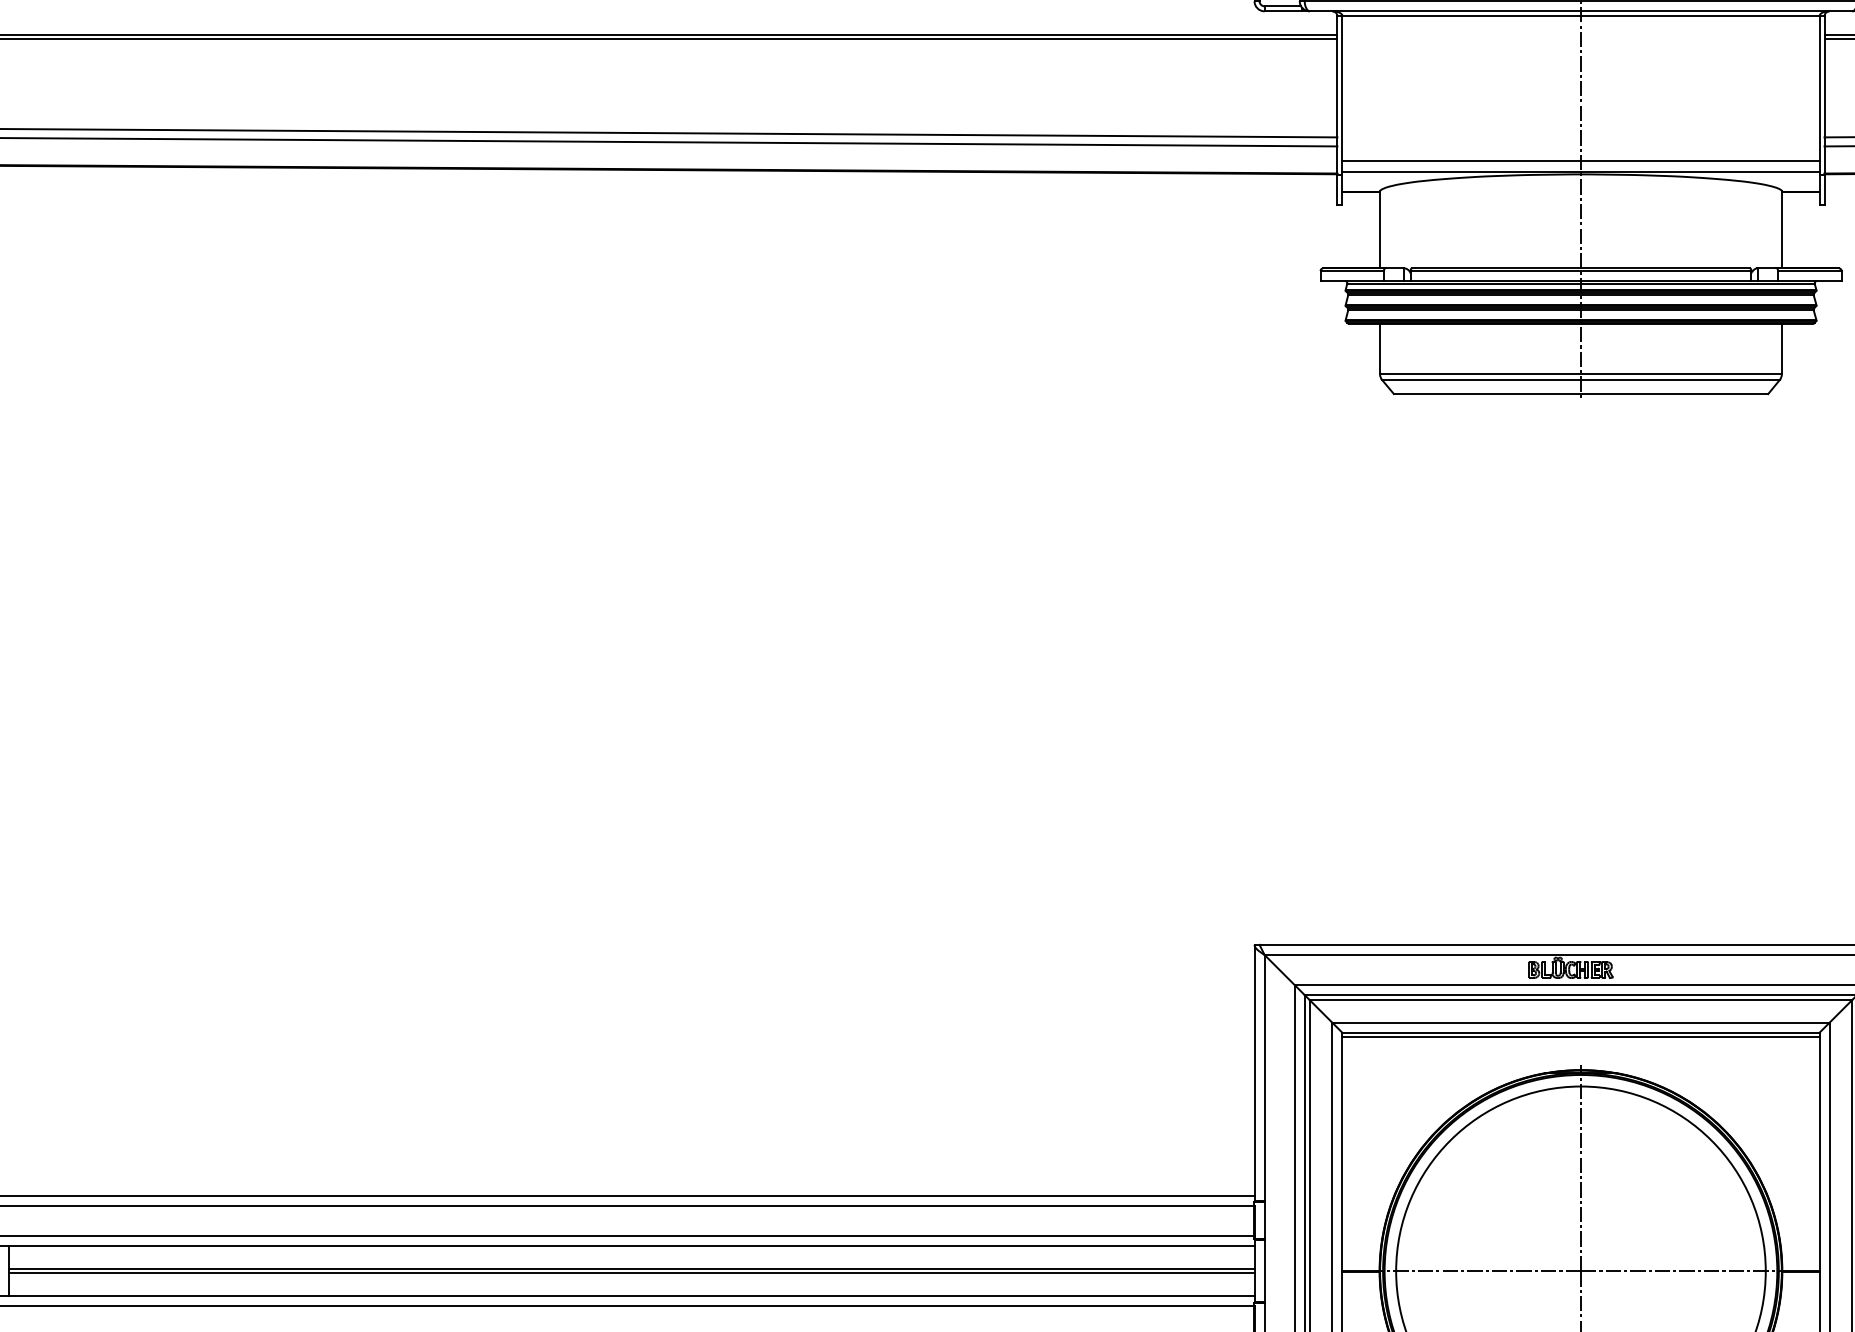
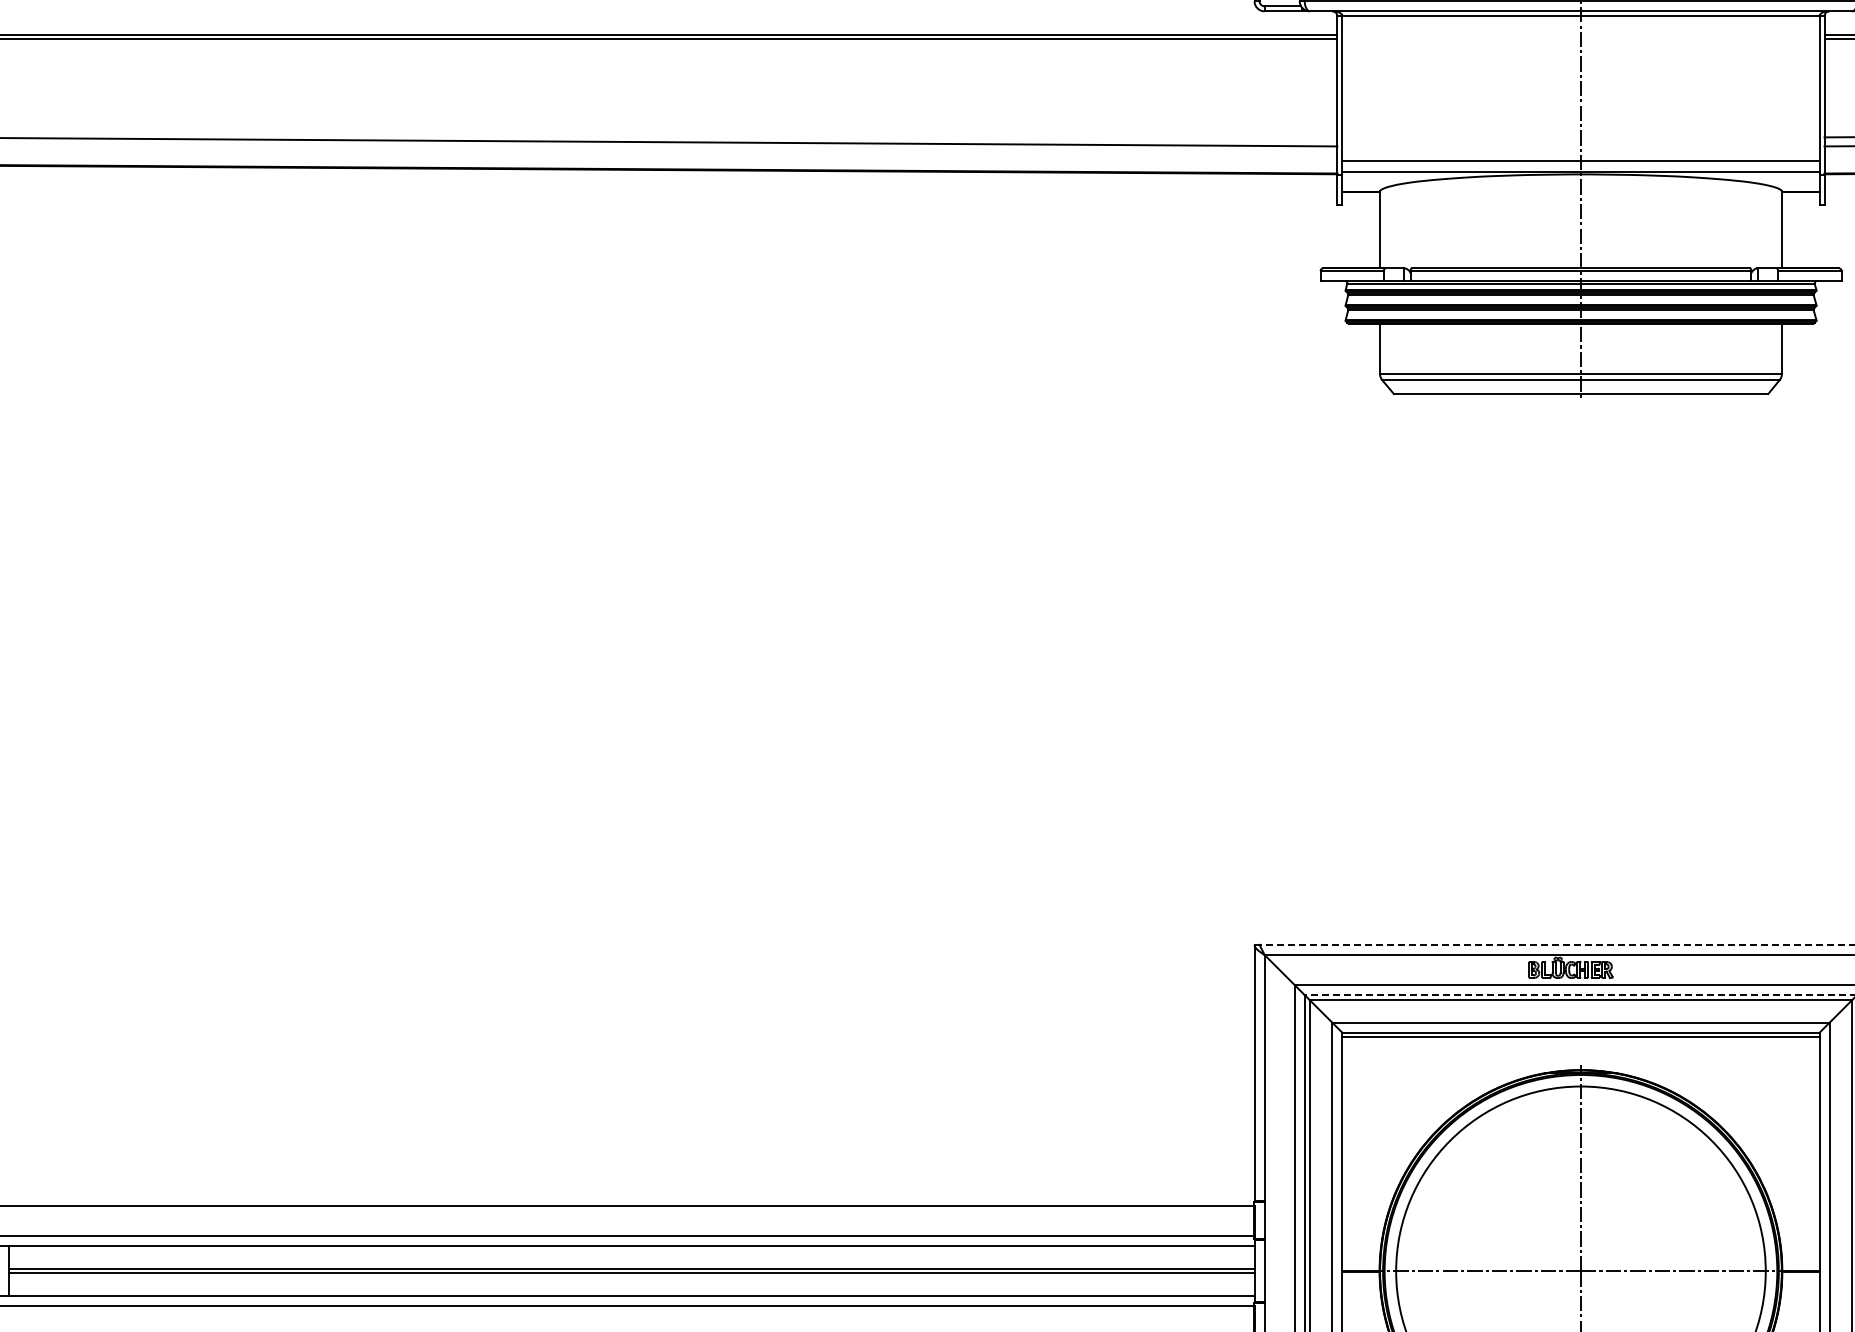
line: present -> none (669, 133)
line: solid -> dashed (1554, 944)
line: solid -> dashed (1579, 995)
line: present -> none (628, 1196)
